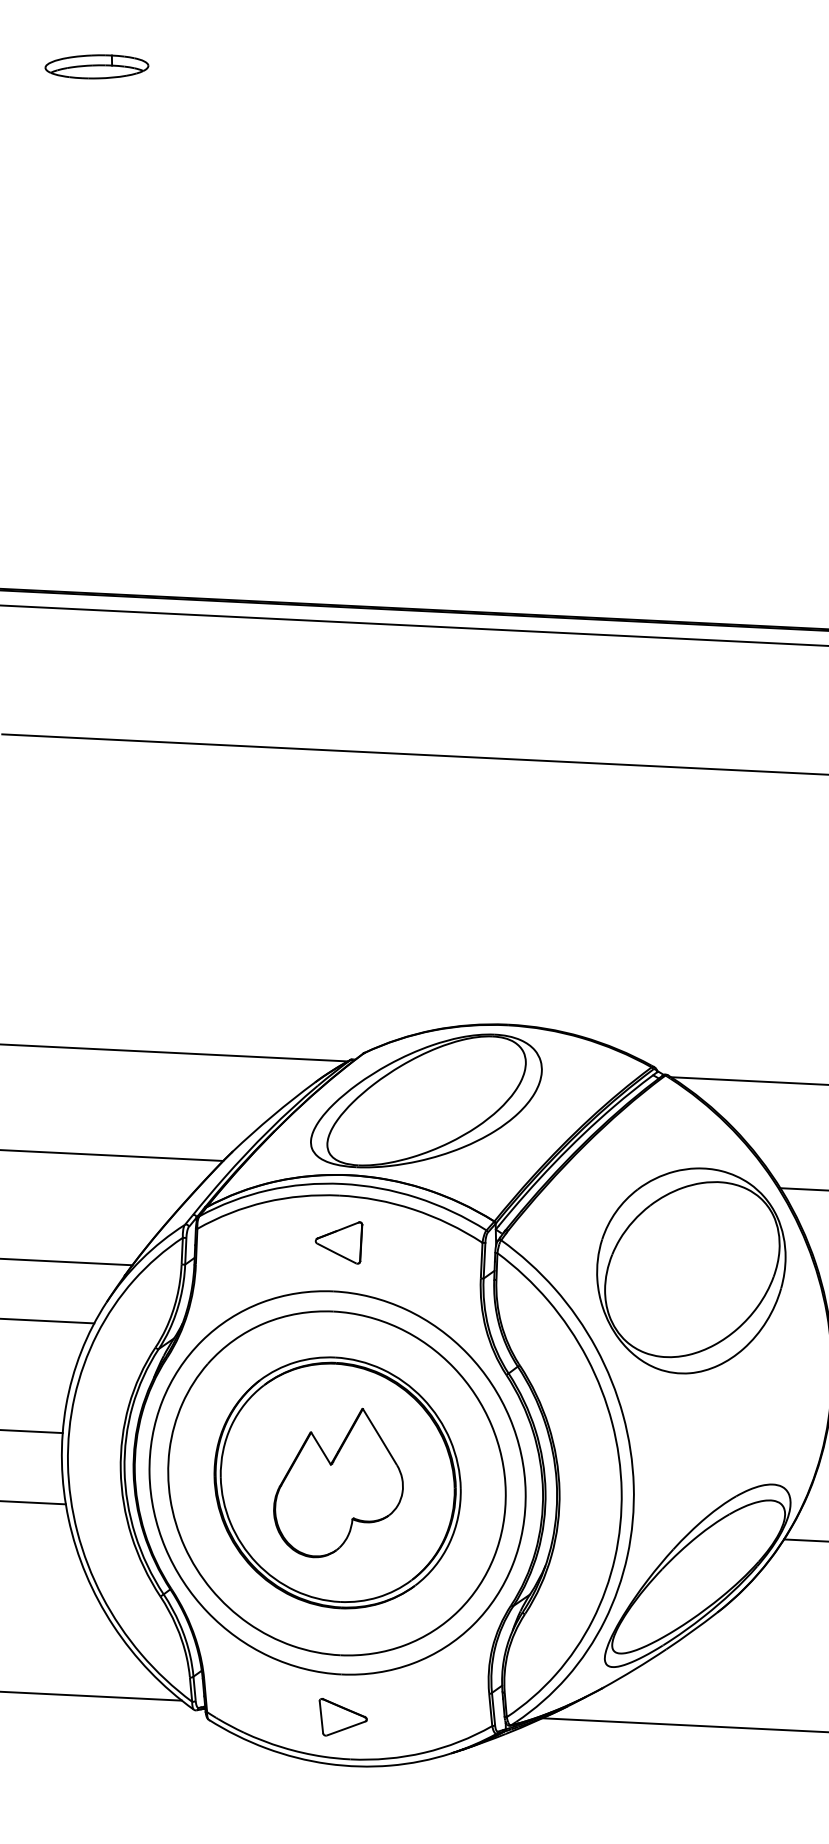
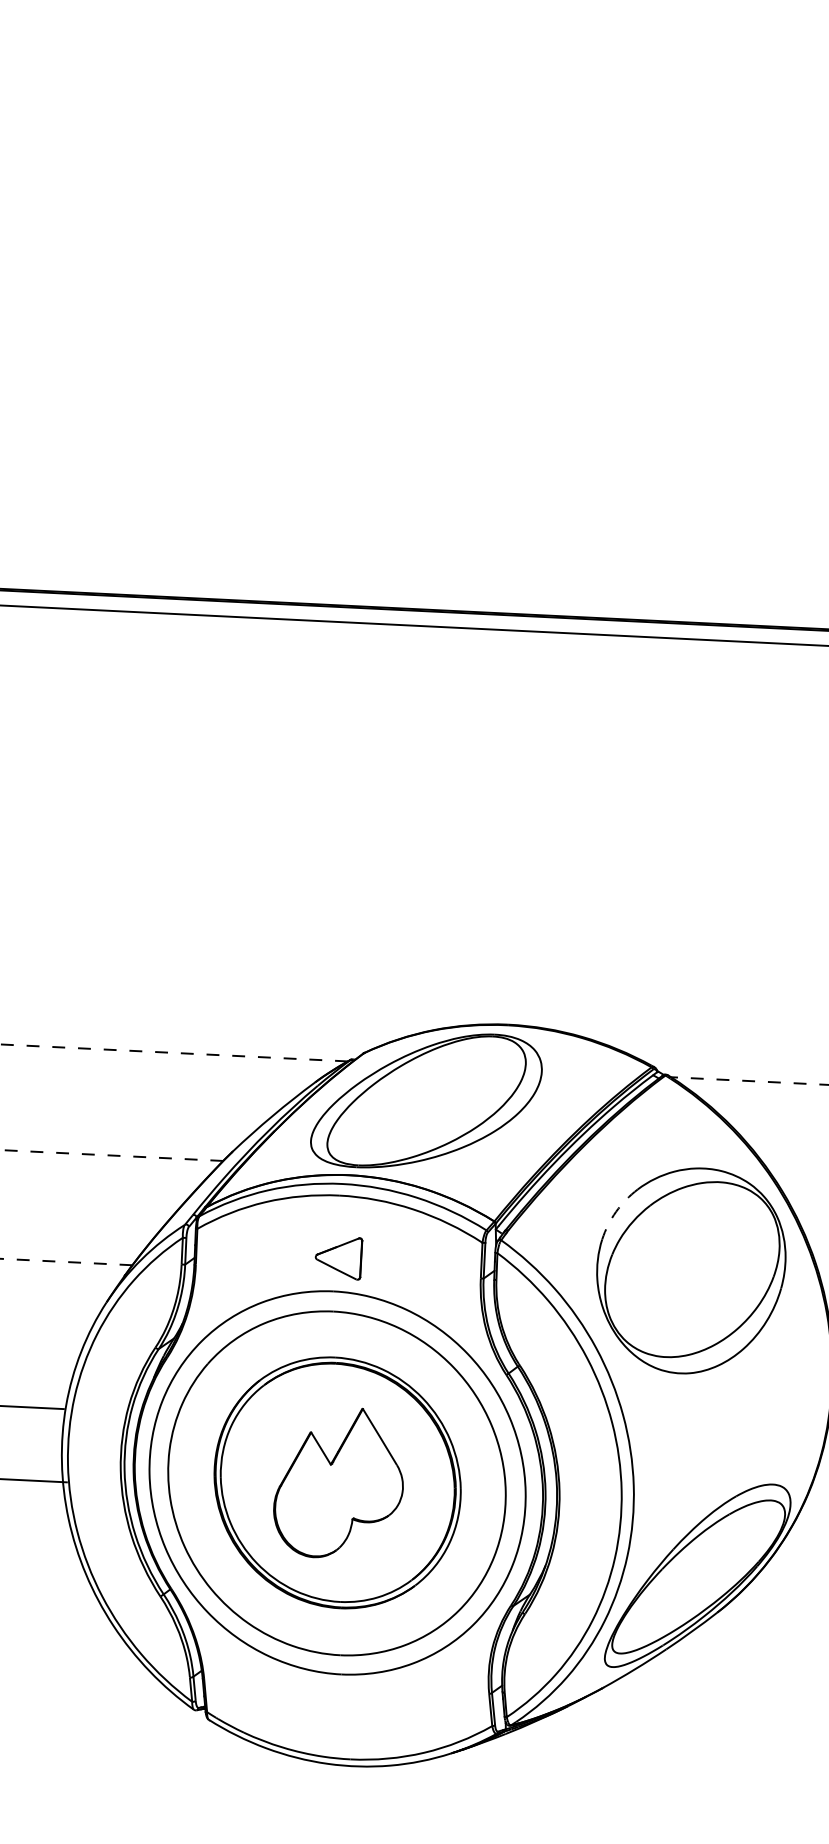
part: present -> none (96, 66)
line: present -> none (413, 754)
line: solid -> dashed (174, 1052)
line: solid -> dashed (749, 1081)
line: solid -> dashed (111, 1155)
line: present -> none (802, 1189)
arc: solid -> dashed (616, 1211)
part position: (338, 1242) -> (338, 1258) (338, 1258)
line: solid -> dashed (66, 1262)
line: present -> none (48, 1320)
line position: (32, 1431) -> (32, 1407) (32, 1407)
line position: (33, 1502) -> (34, 1480) (34, 1480)
line: present -> none (804, 1540)
line: present -> none (91, 1695)
part: present -> none (342, 1717)
line: present -> none (683, 1725)
